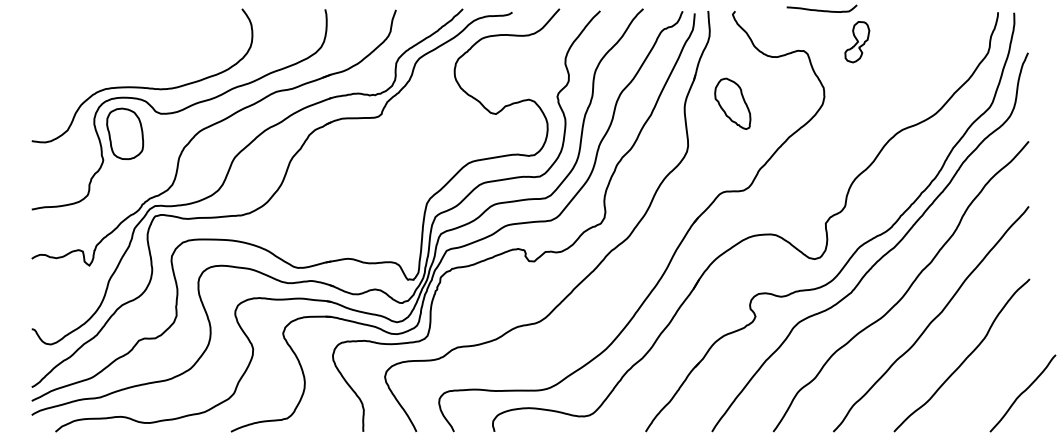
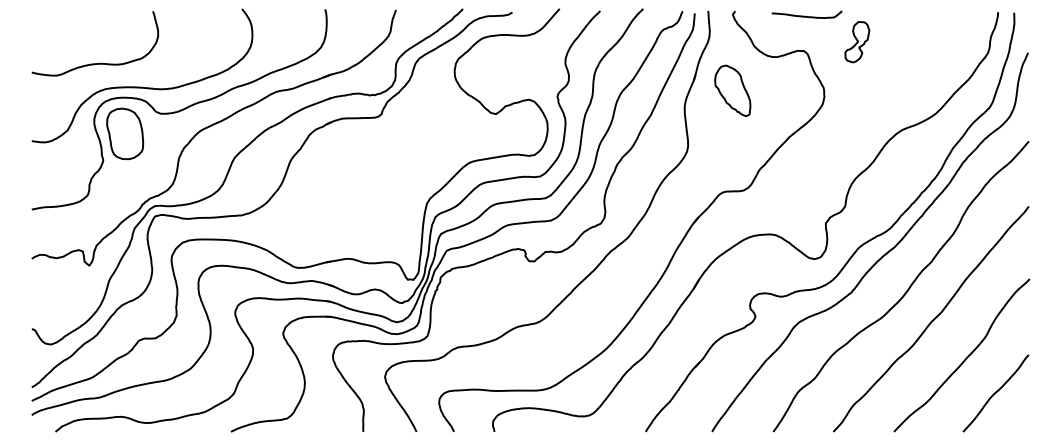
curve position: (820, 9) -> (805, 15) (805, 15)
curve: none -> present (99, 62)
part position: (732, 103) -> (732, 90) (732, 90)
curve position: (1022, 393) -> (995, 393) (995, 393)
